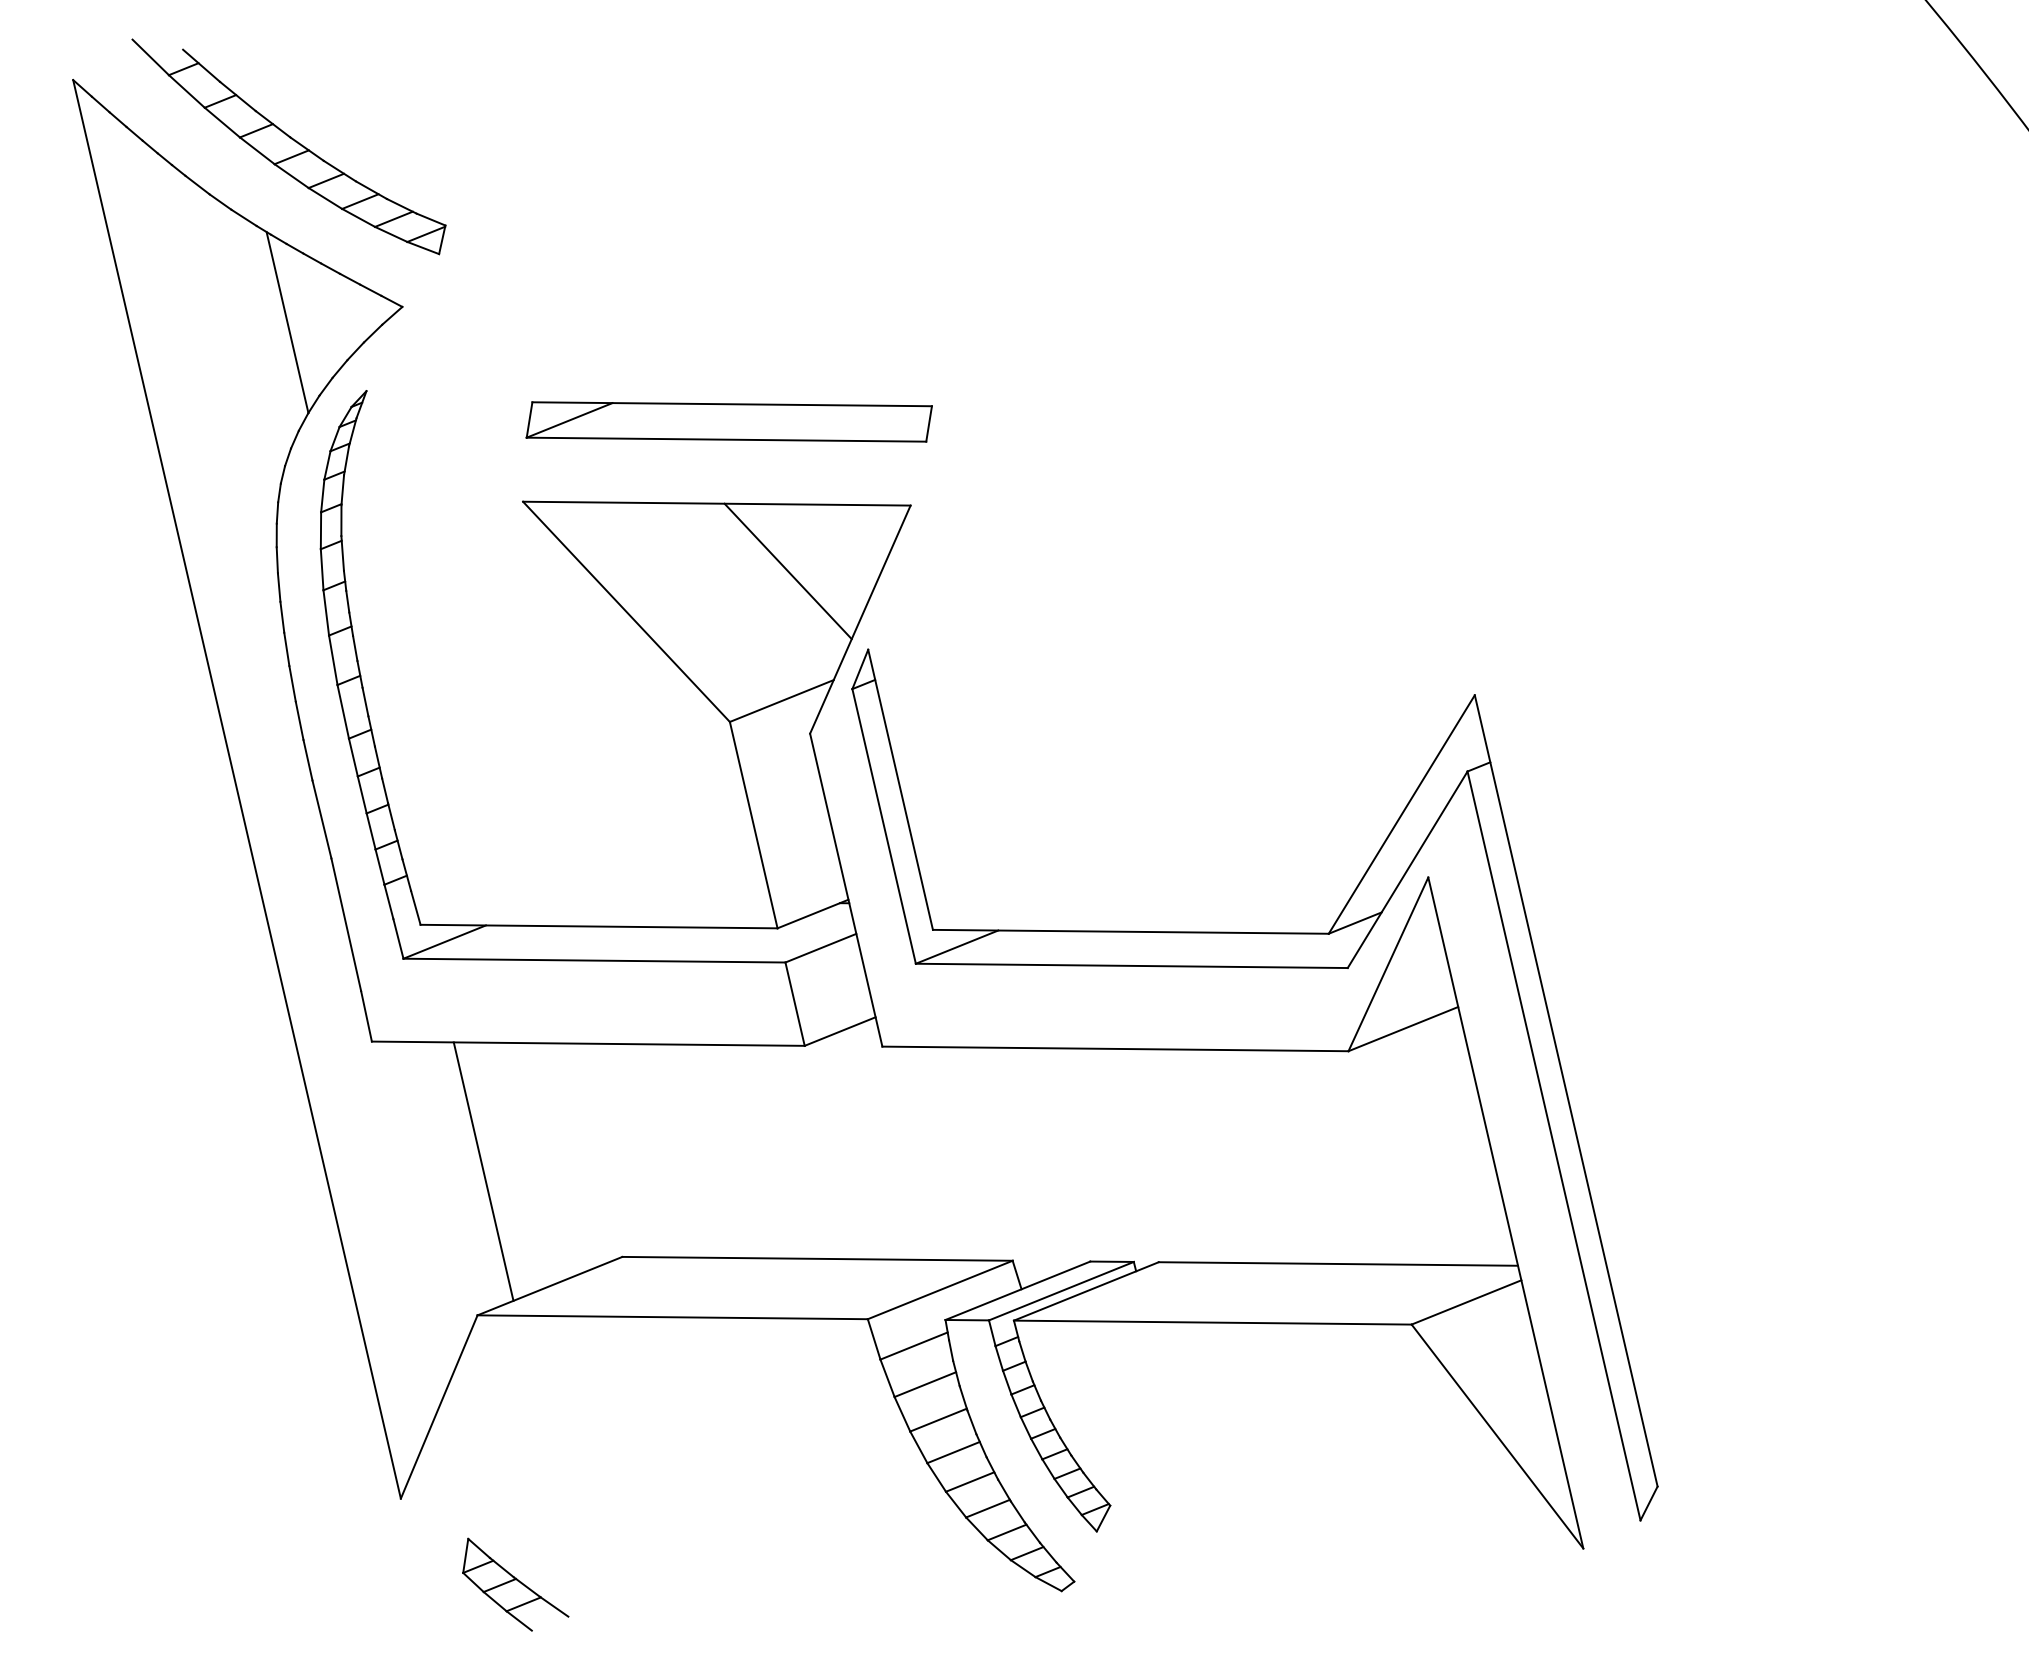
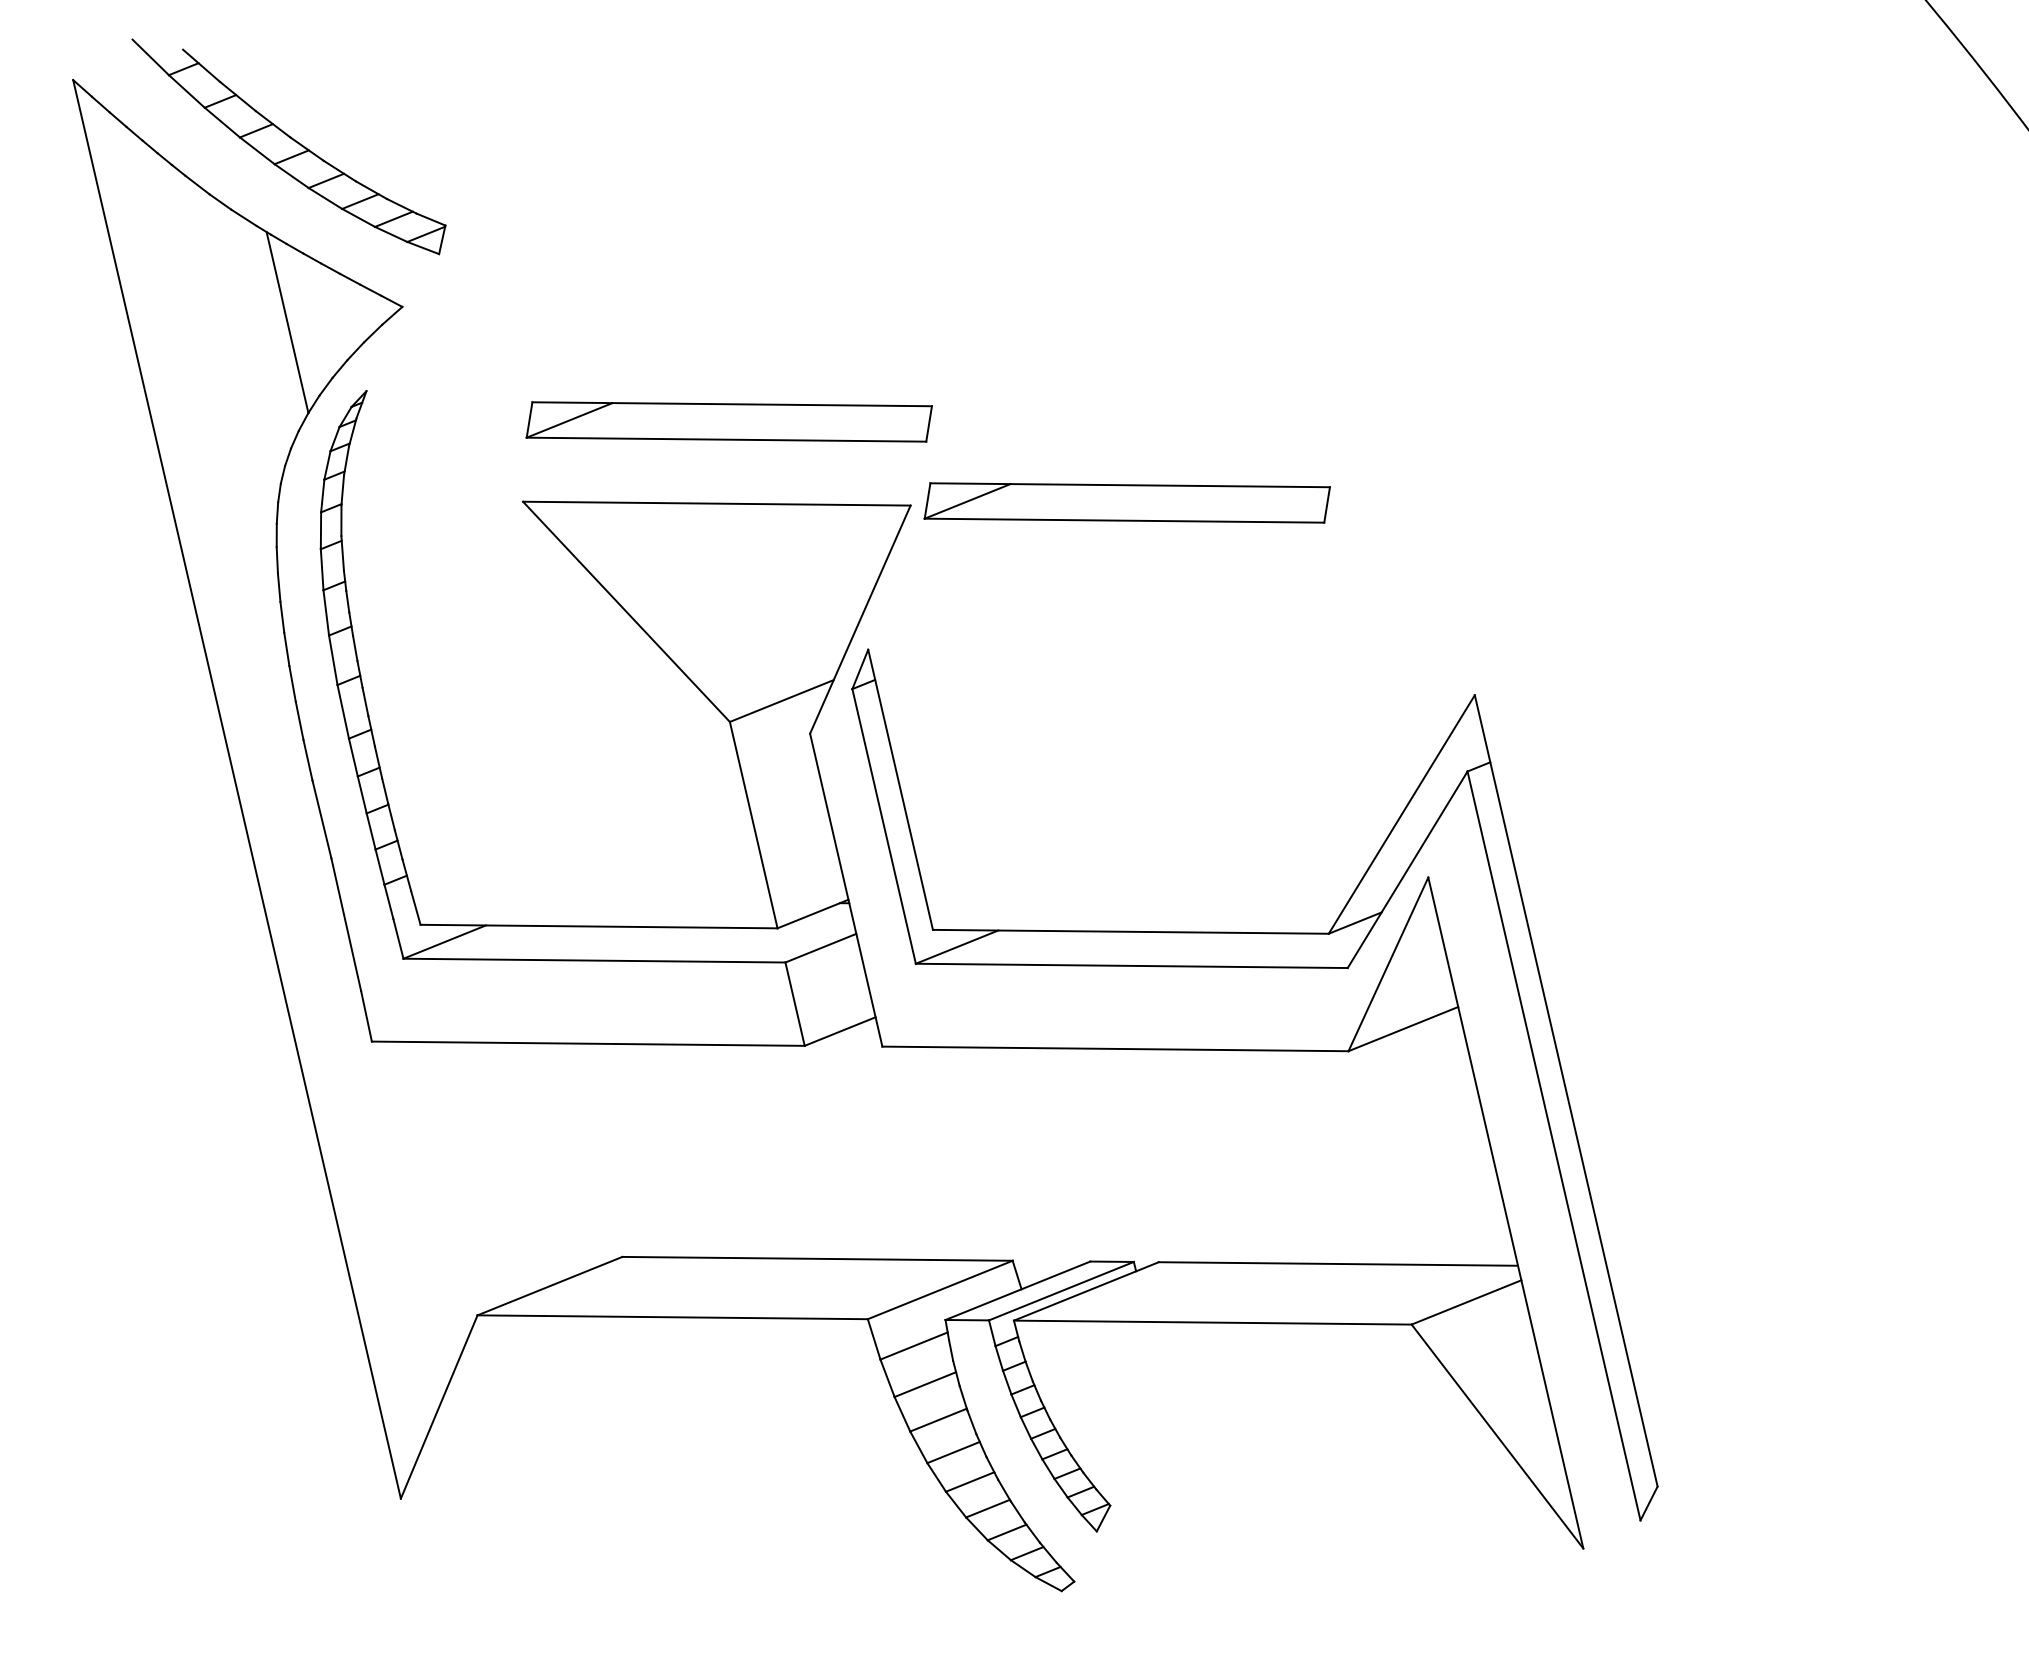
part: none -> present (1126, 502)
line: present -> none (787, 571)
line: present -> none (483, 1171)
part: present -> none (515, 1584)
